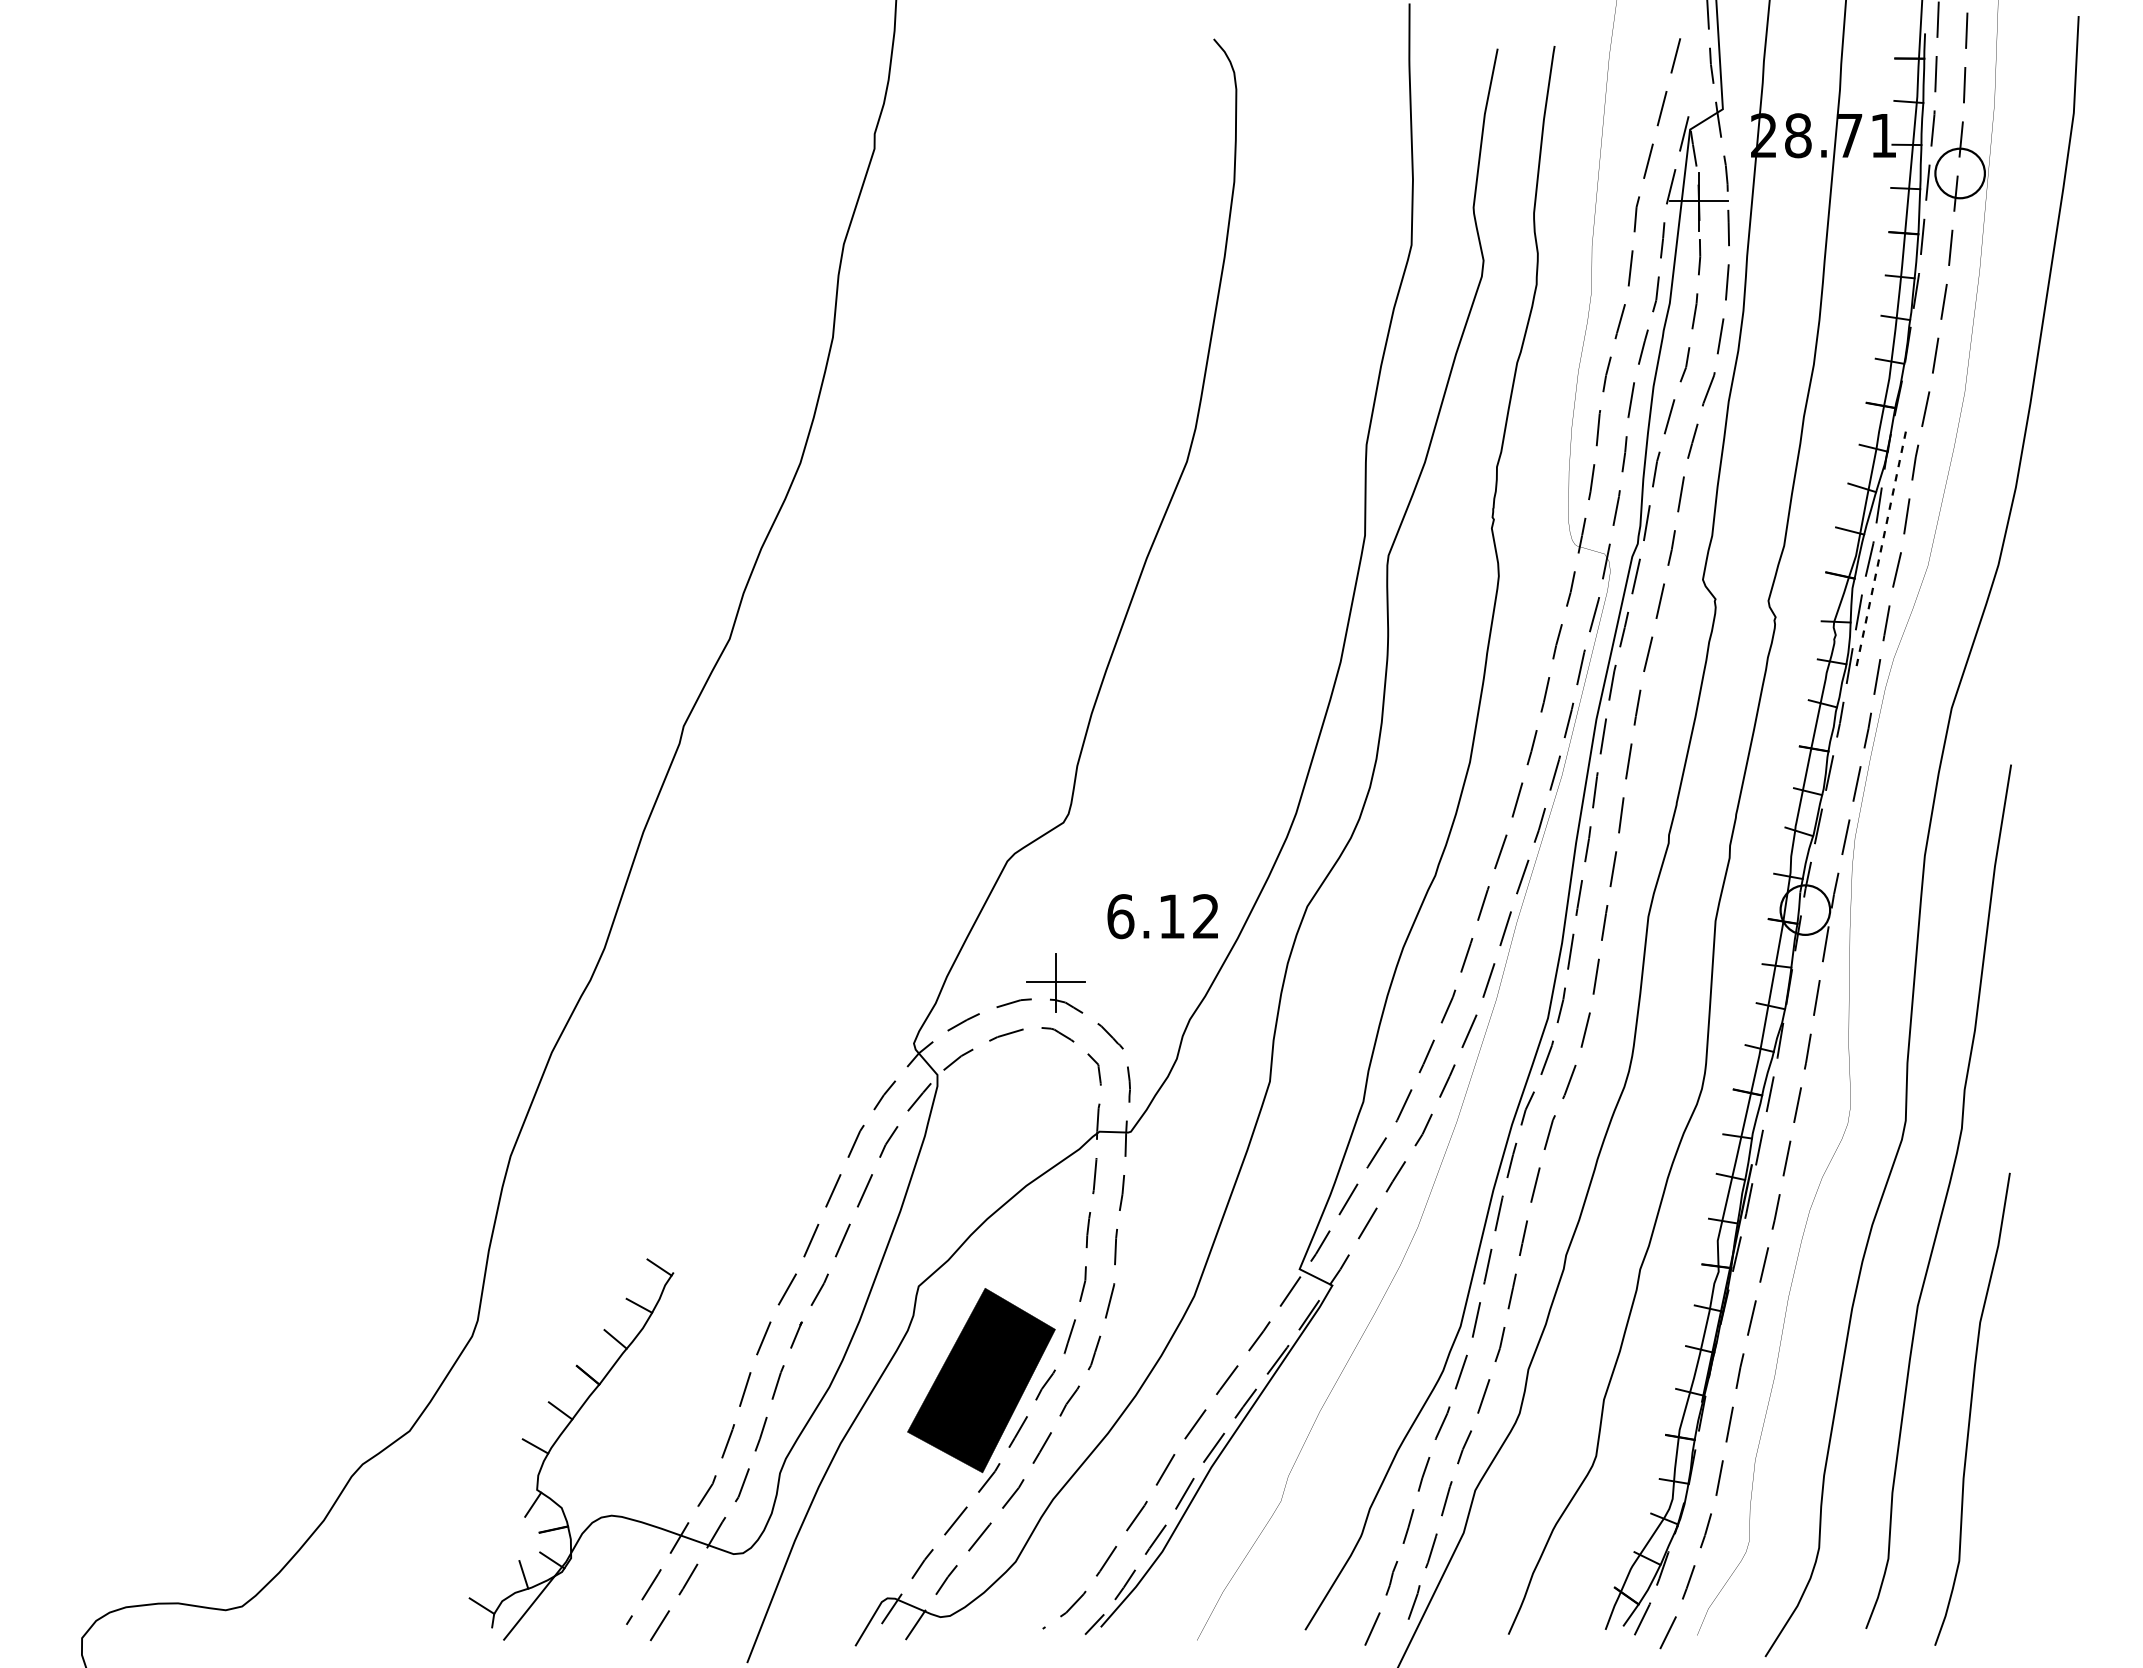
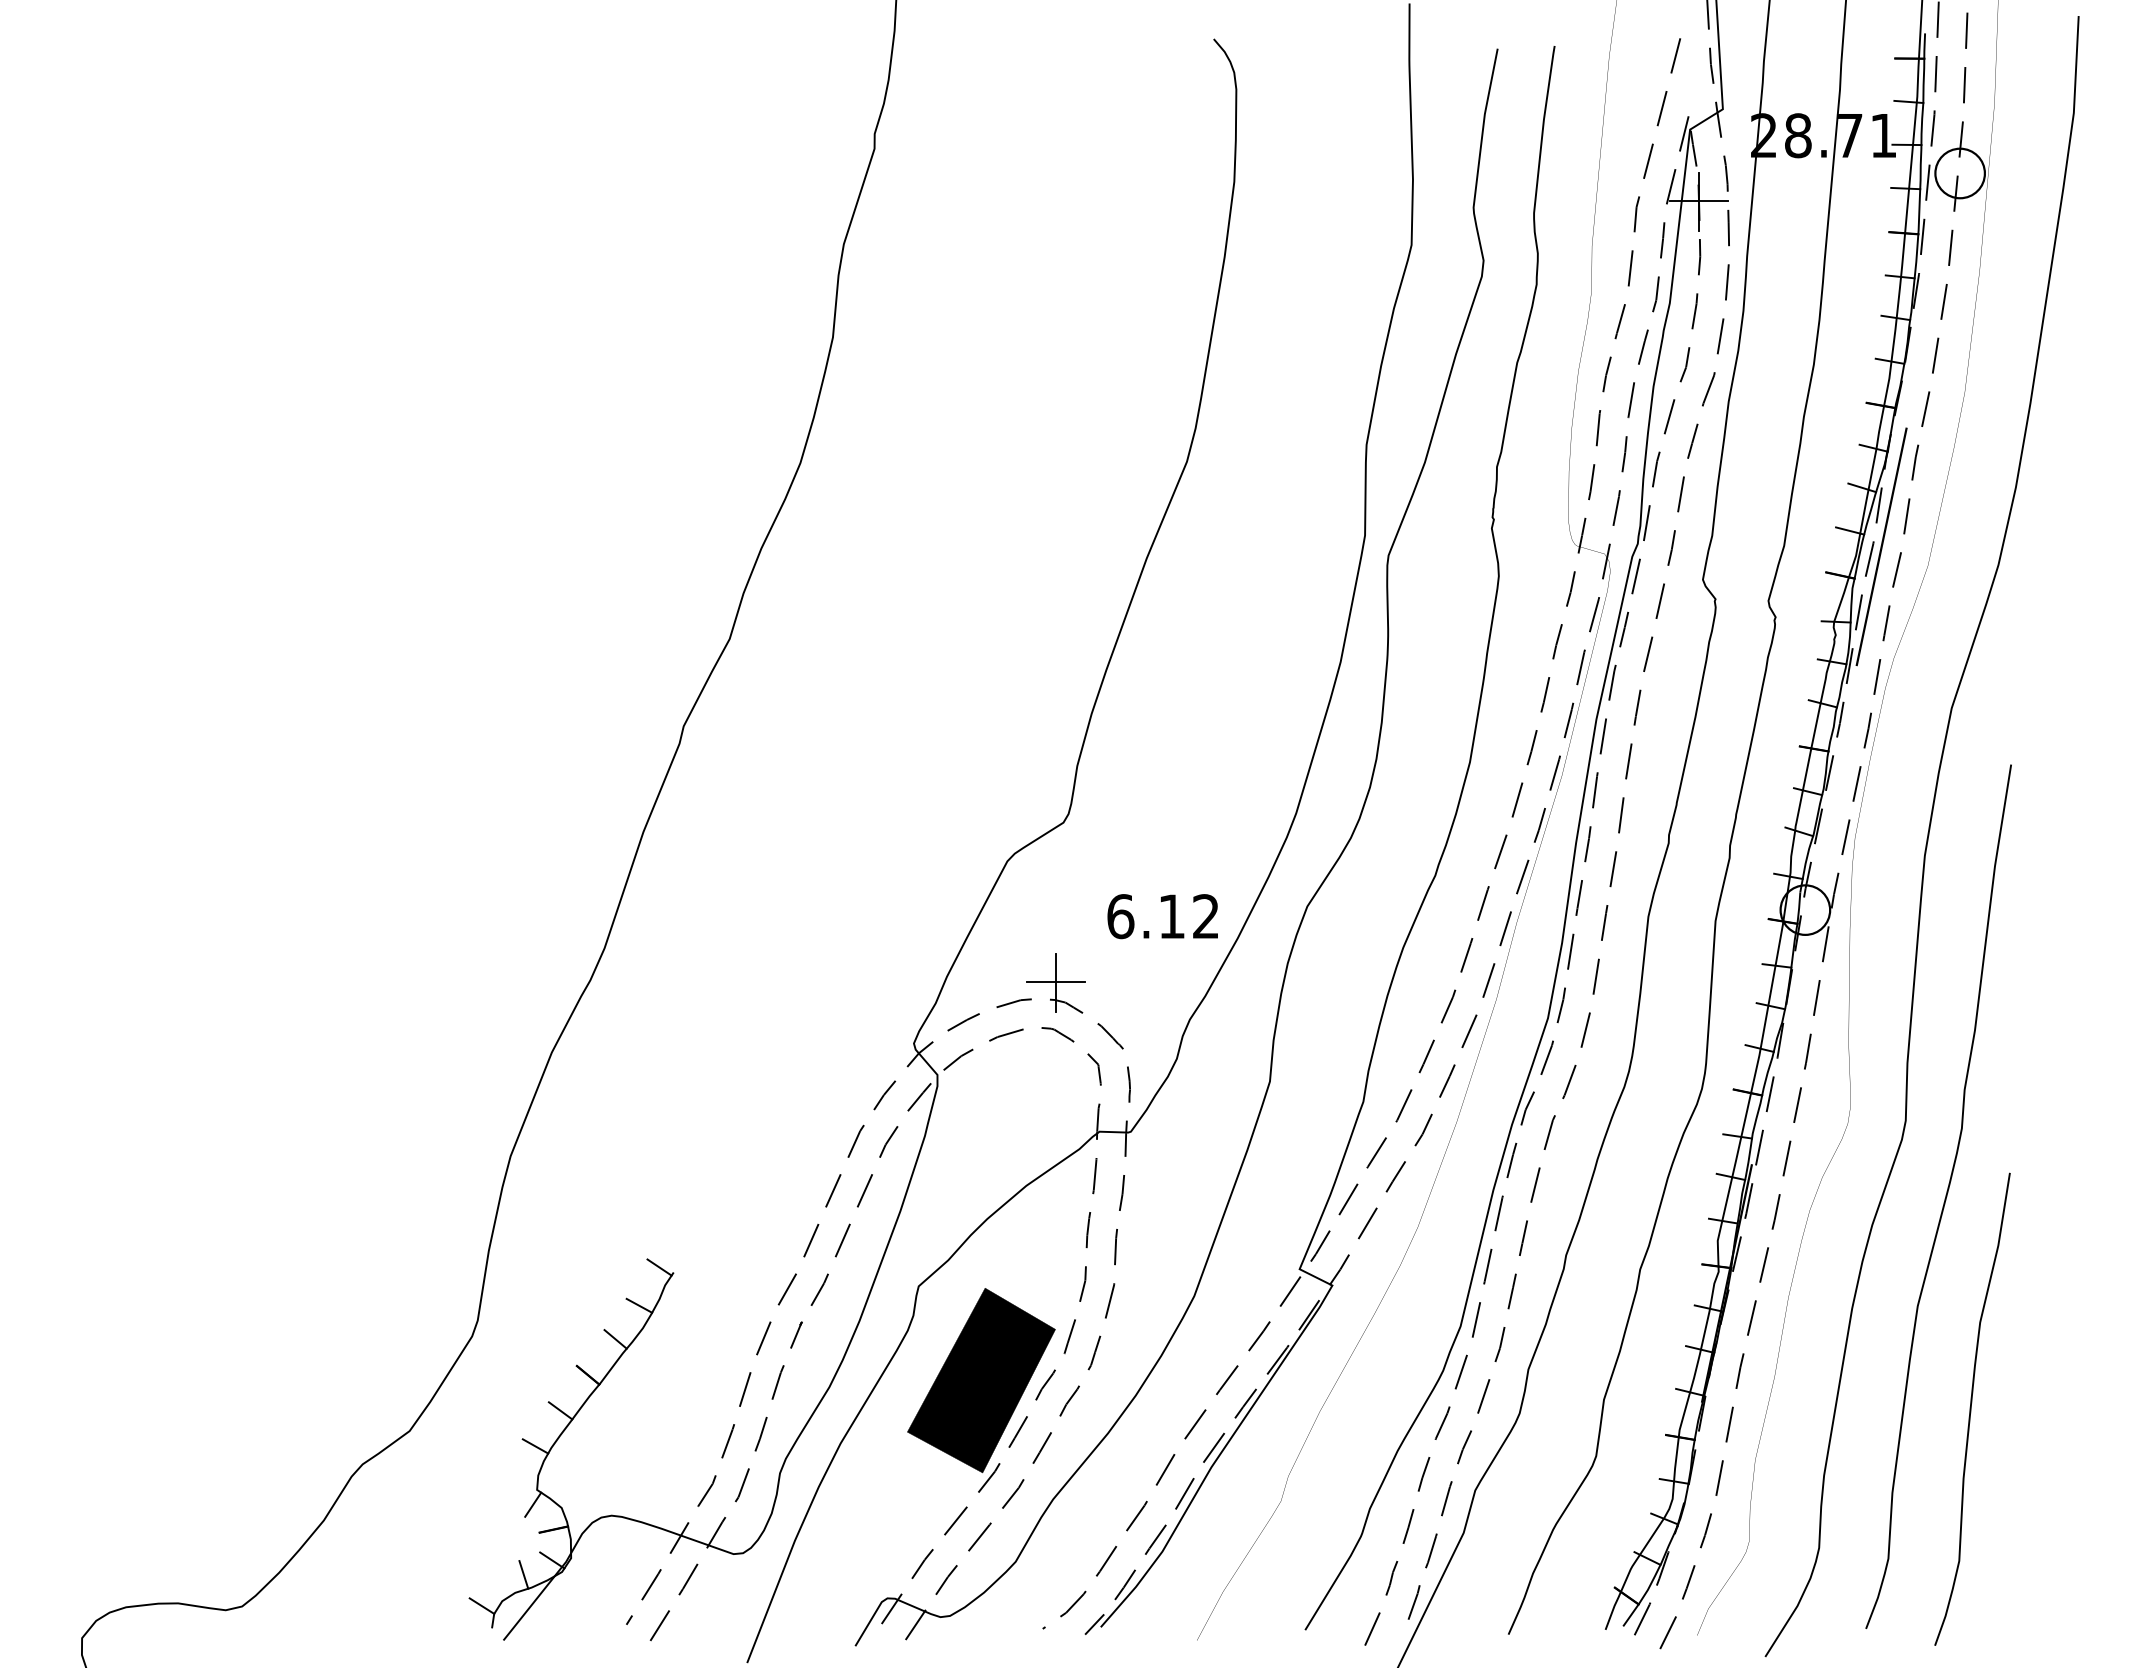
line: dashed -> solid (1881, 546)
